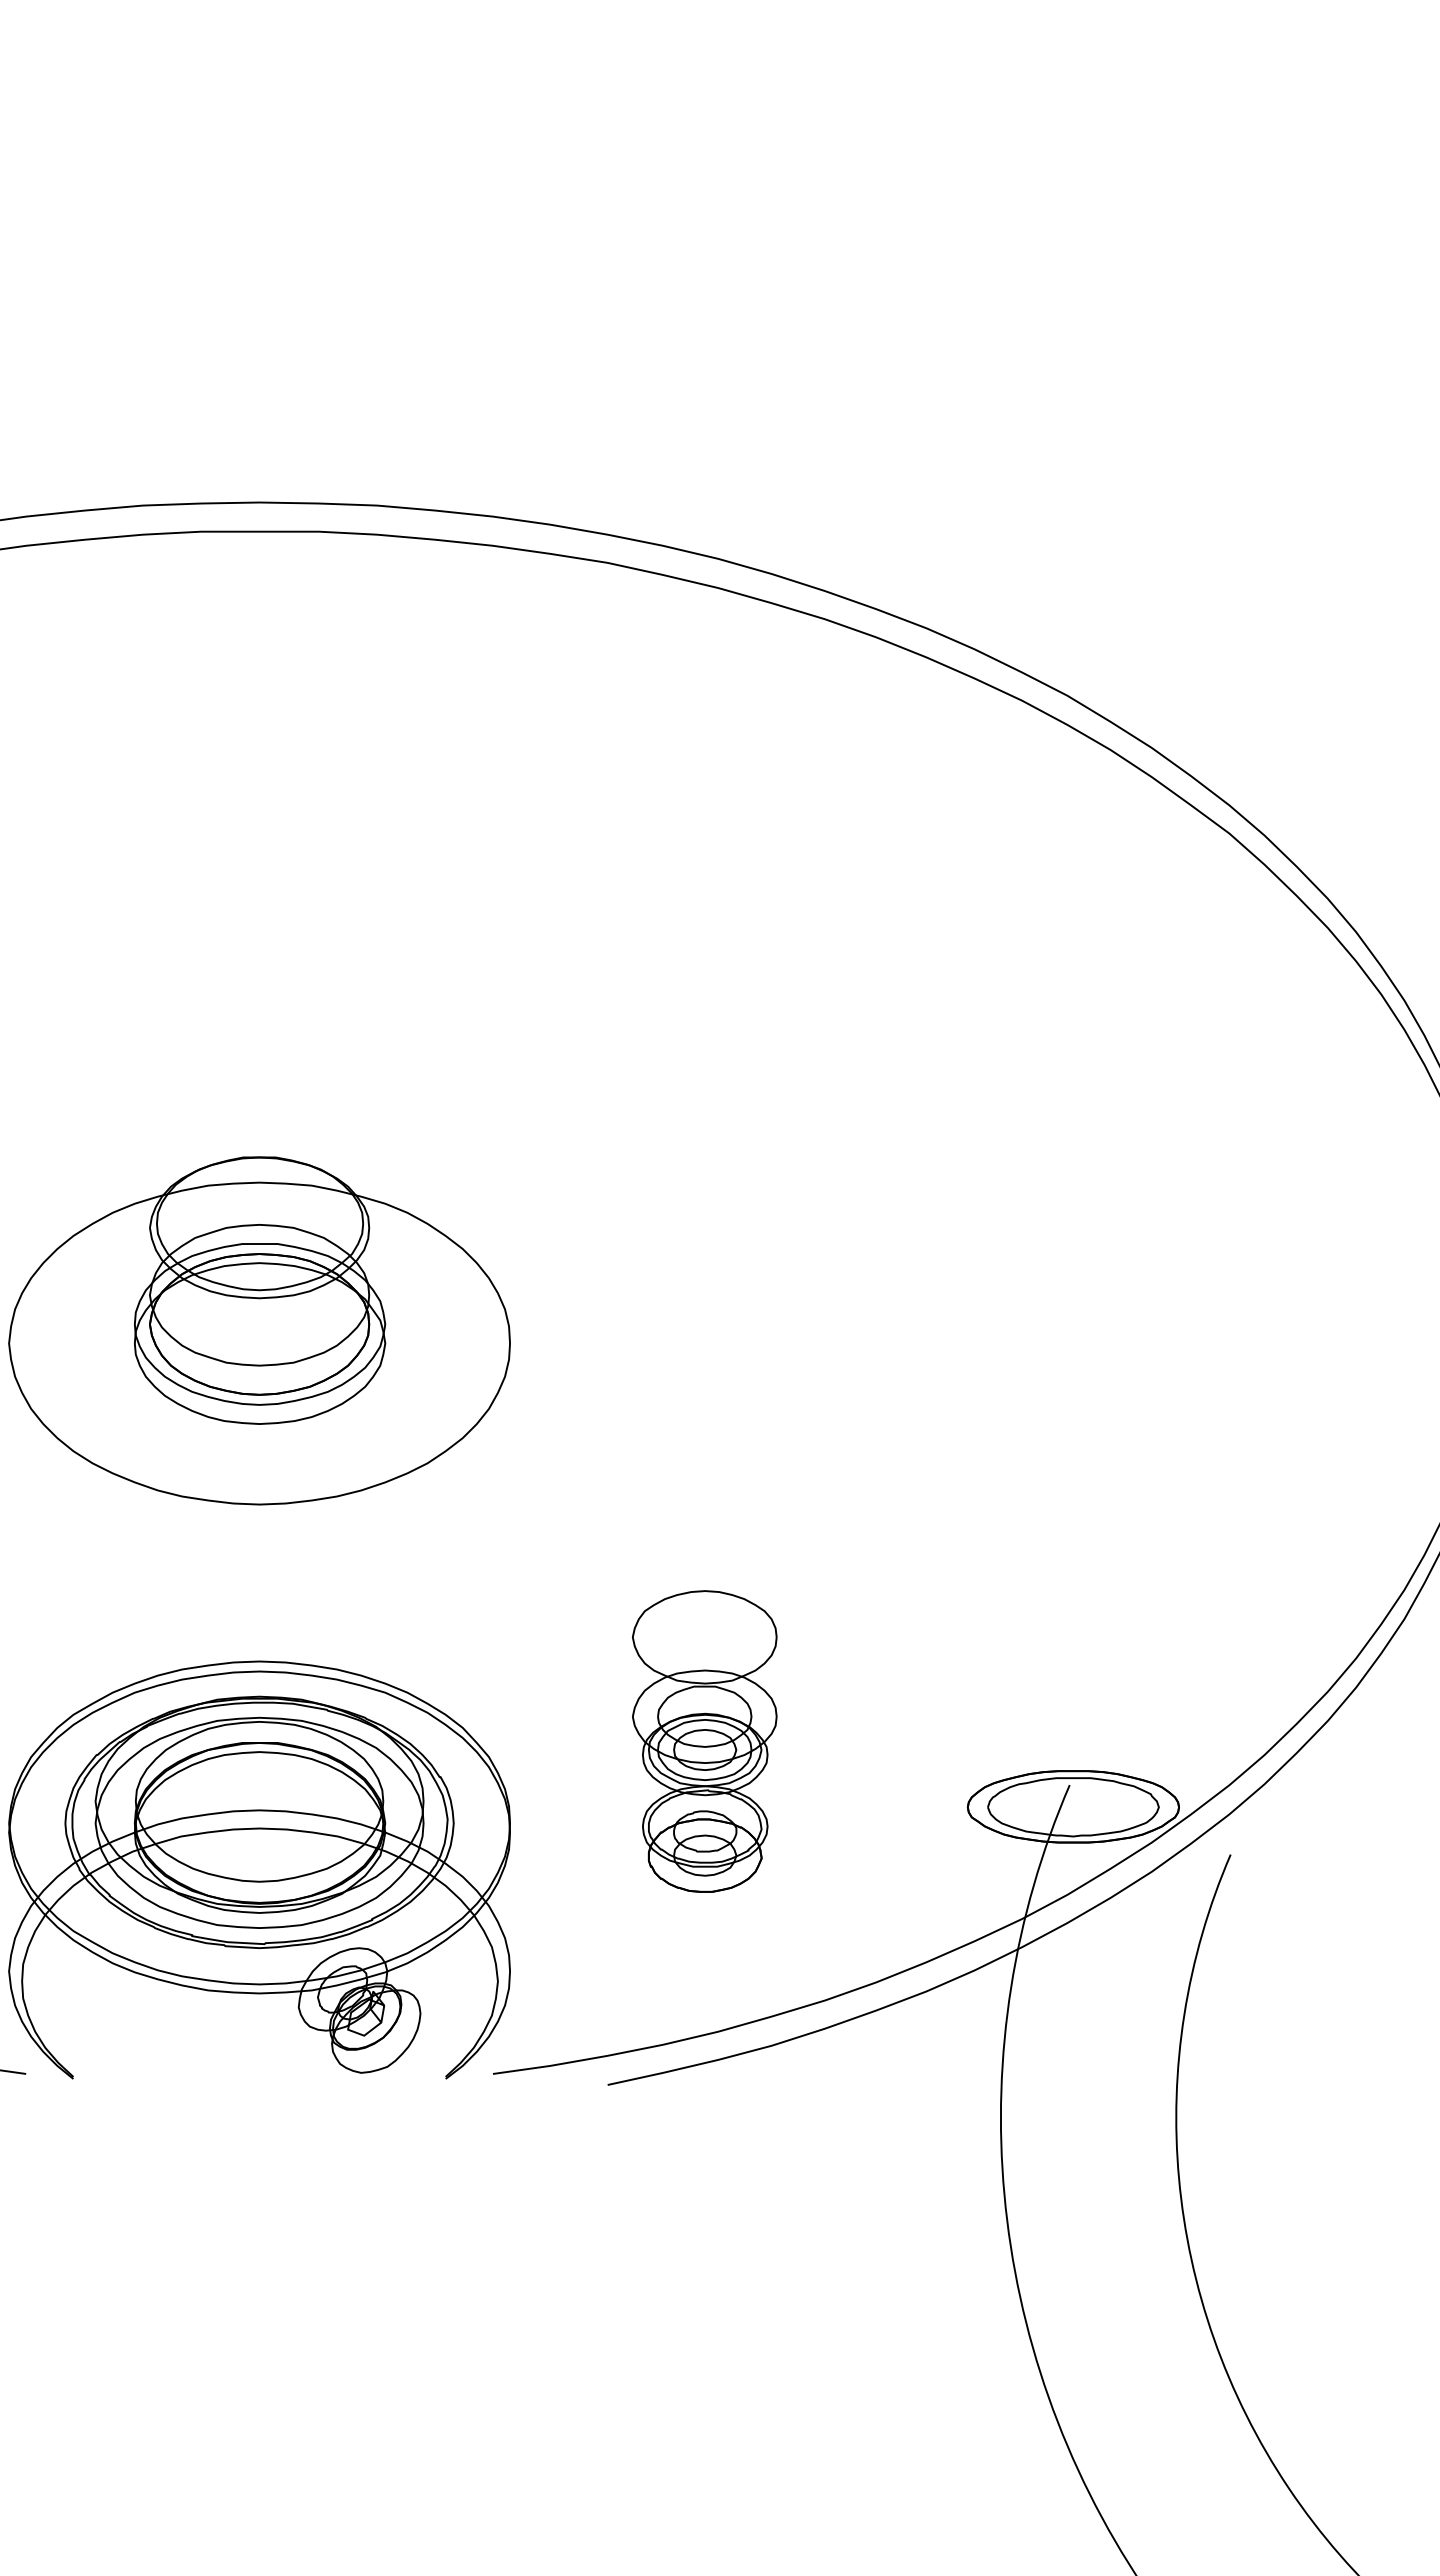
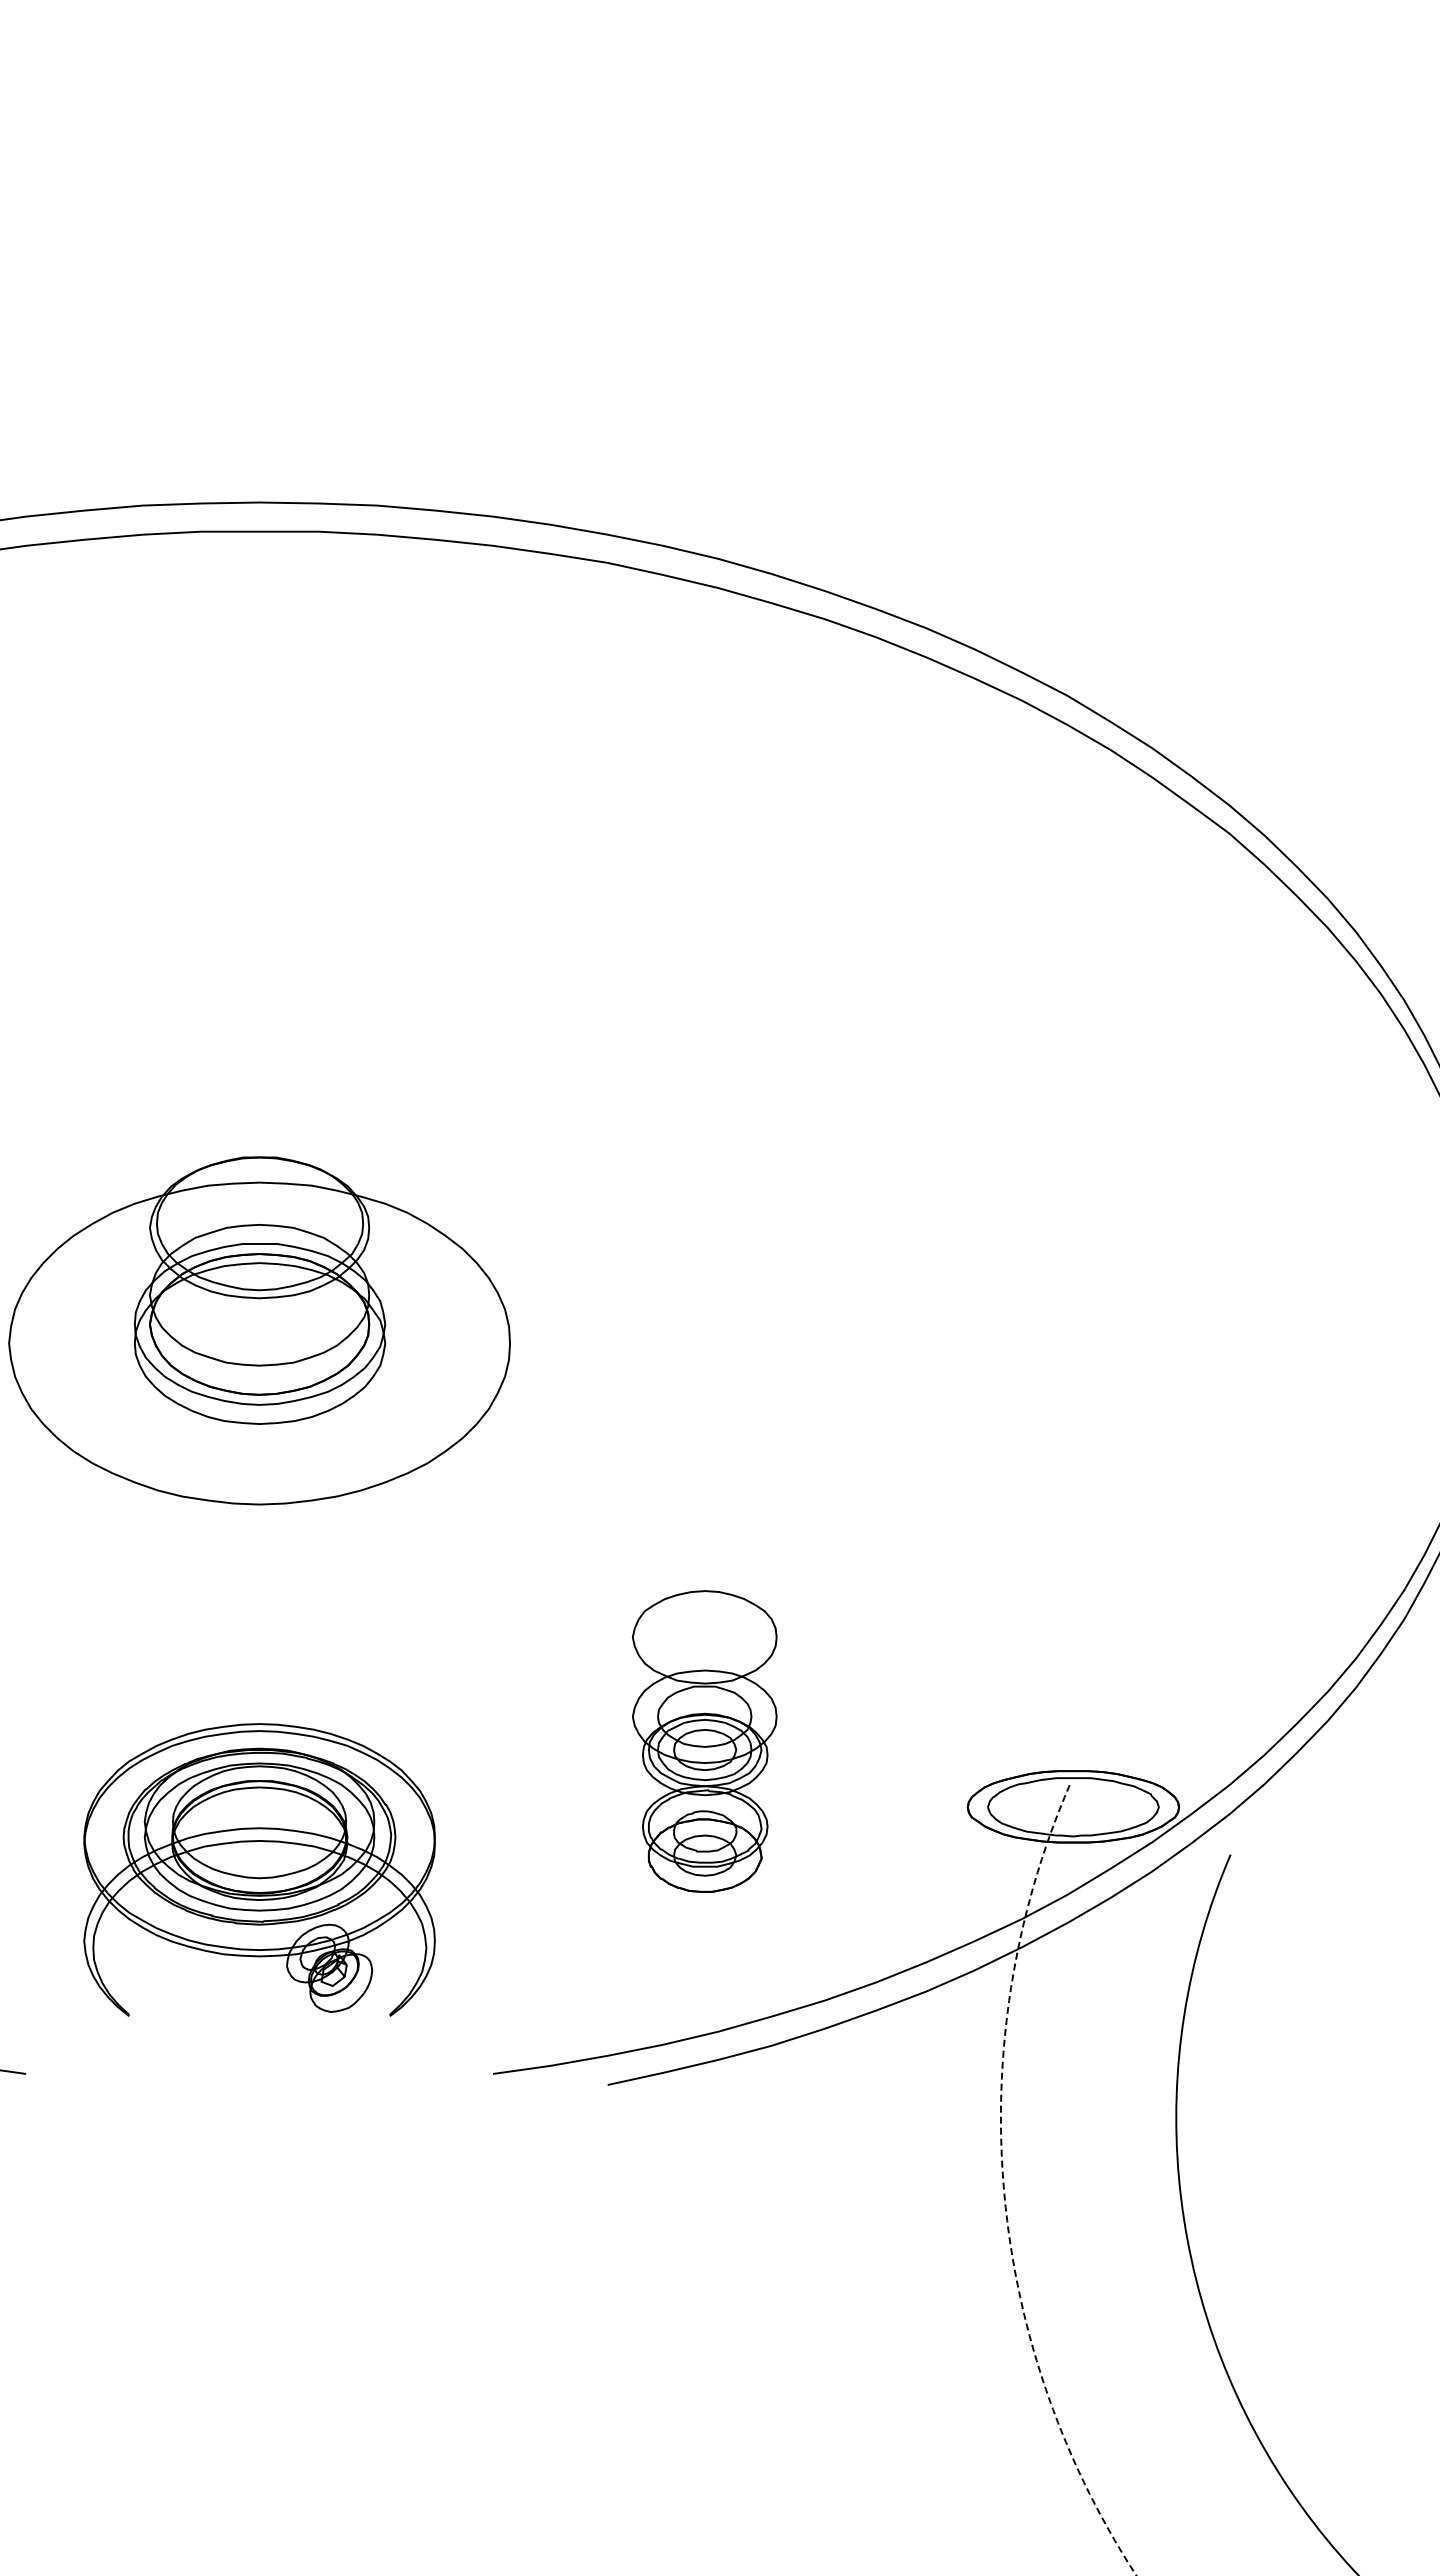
part size: 503x420 px -> 353x294 px (259, 1869)
arc: solid -> dashed (1004, 2189)
